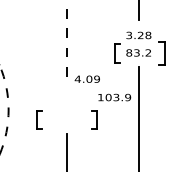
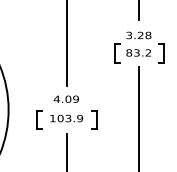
line: dashed -> solid (66, 43)
part size: 8x25 px -> 7x21 px (161, 53)
text position: (86, 78) -> (65, 98) (65, 98)
text position: (114, 97) -> (66, 118) (66, 118)
arc: dashed -> solid (8, 110)
